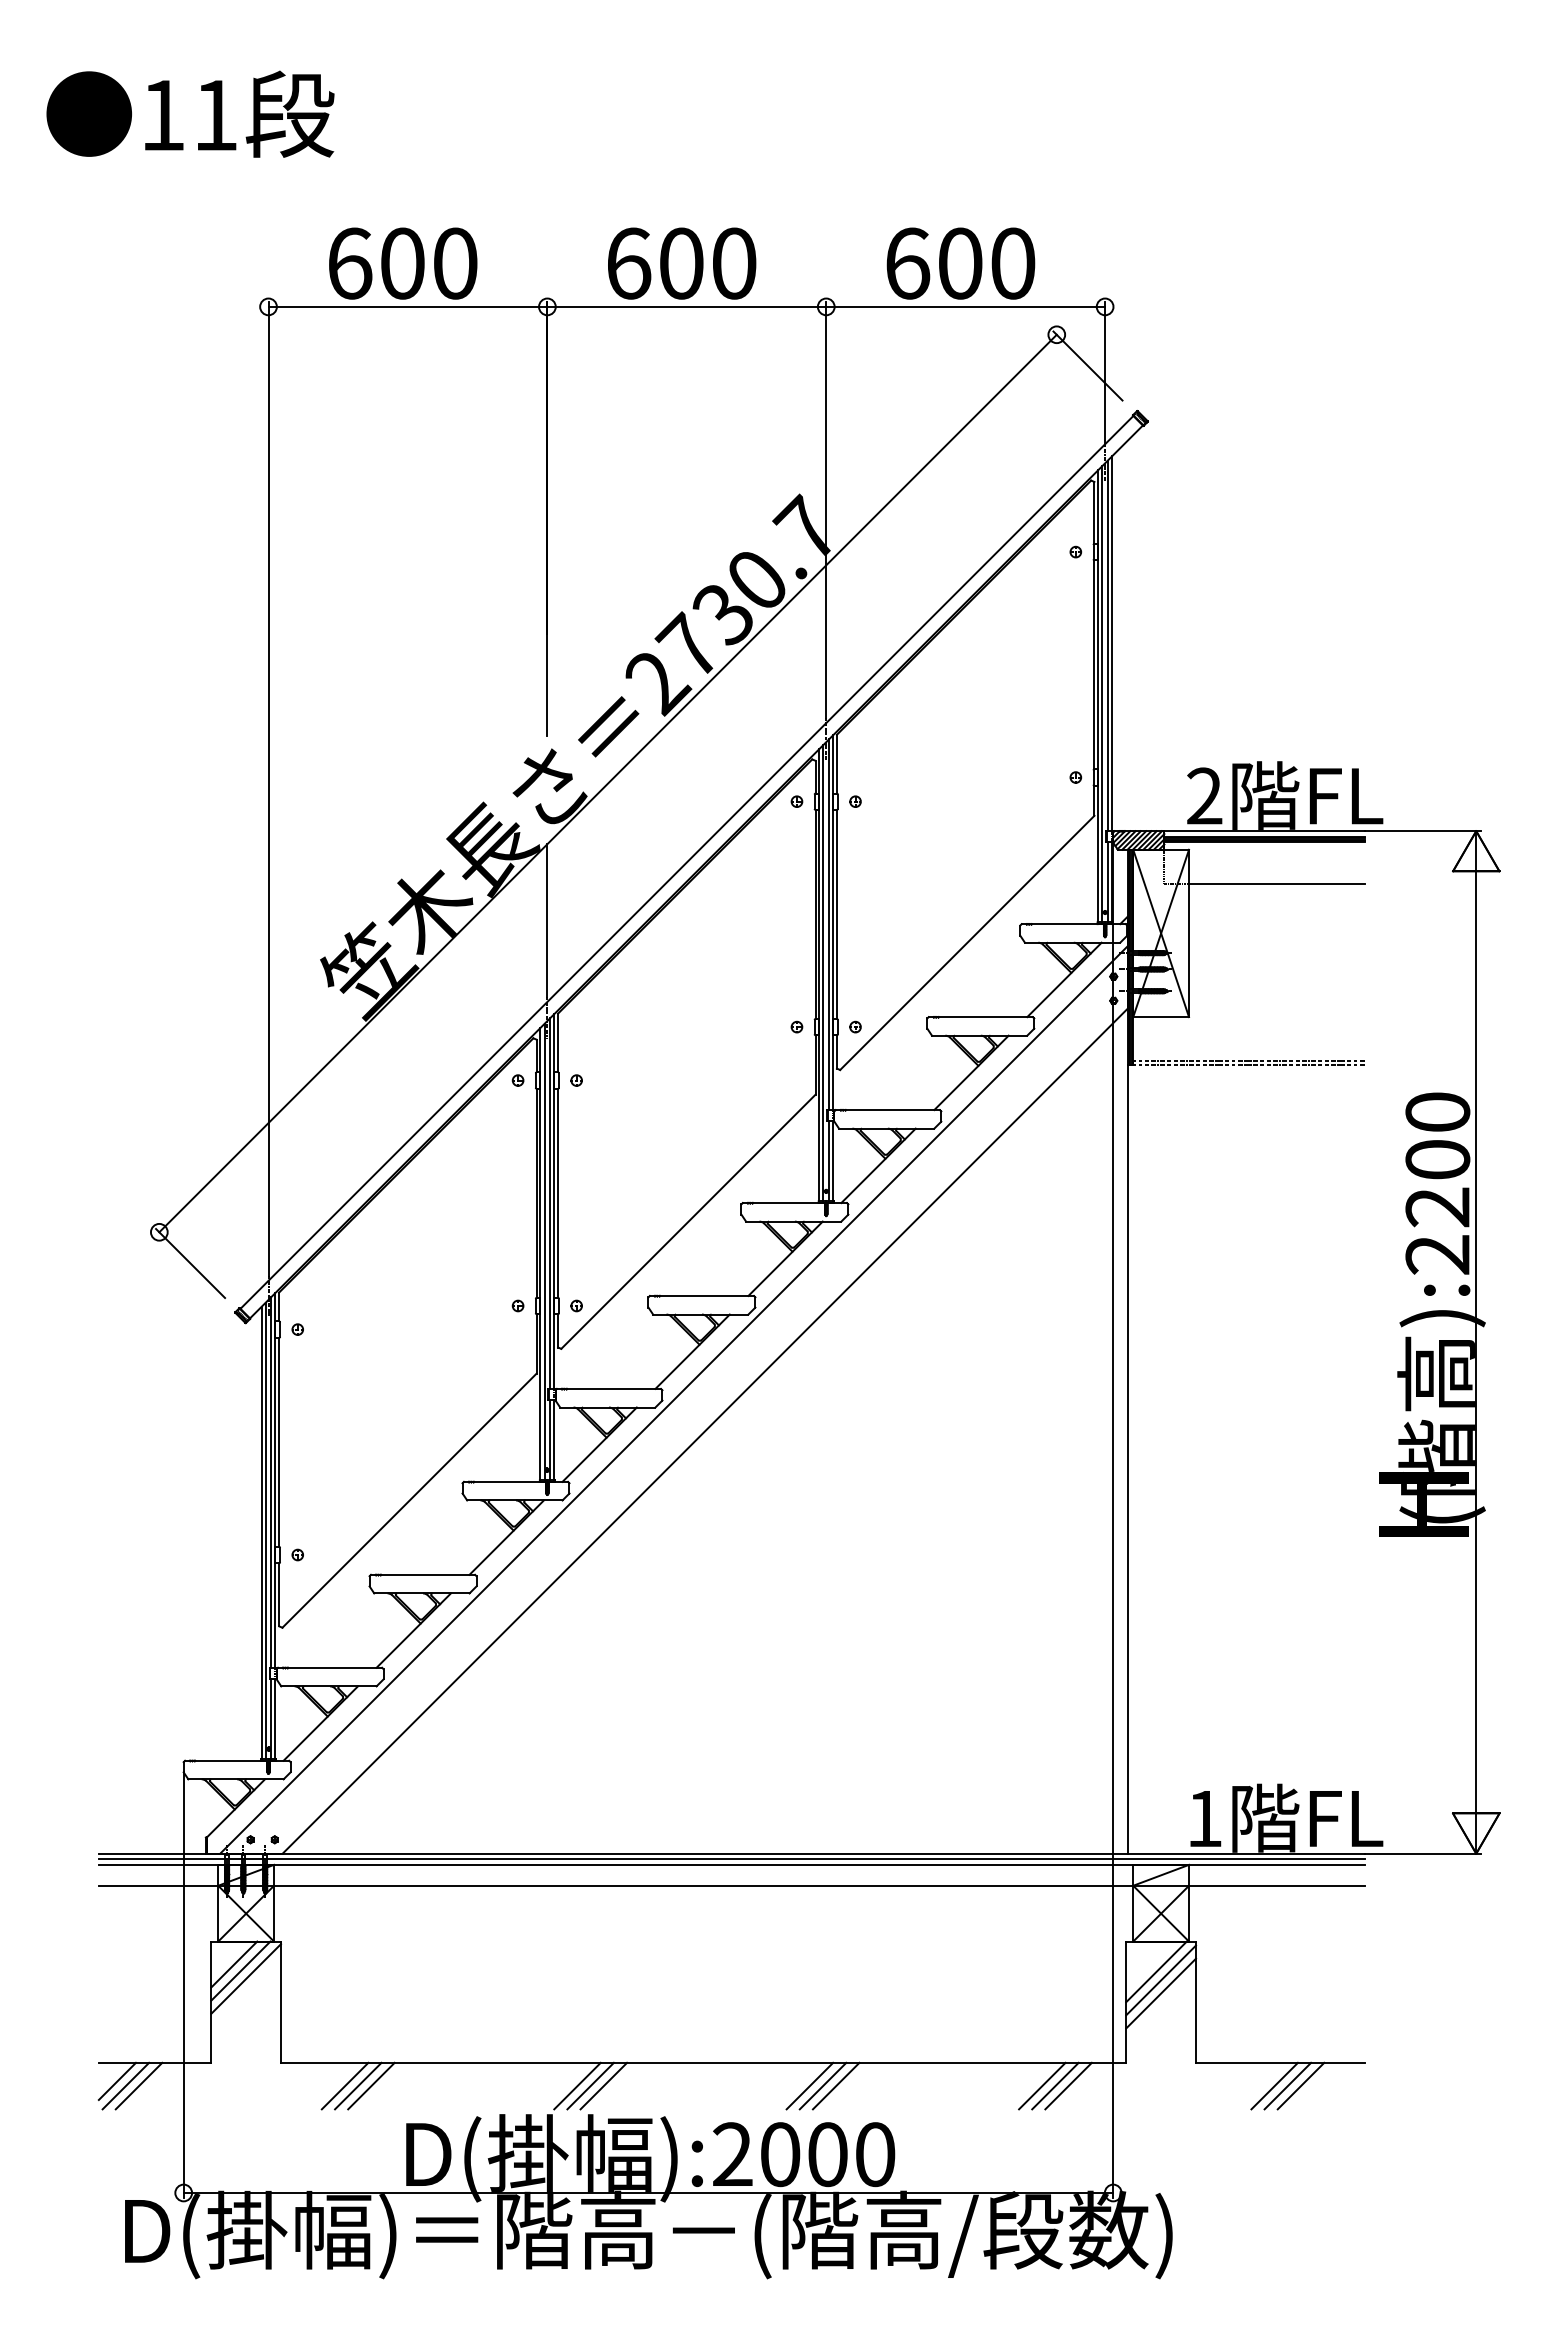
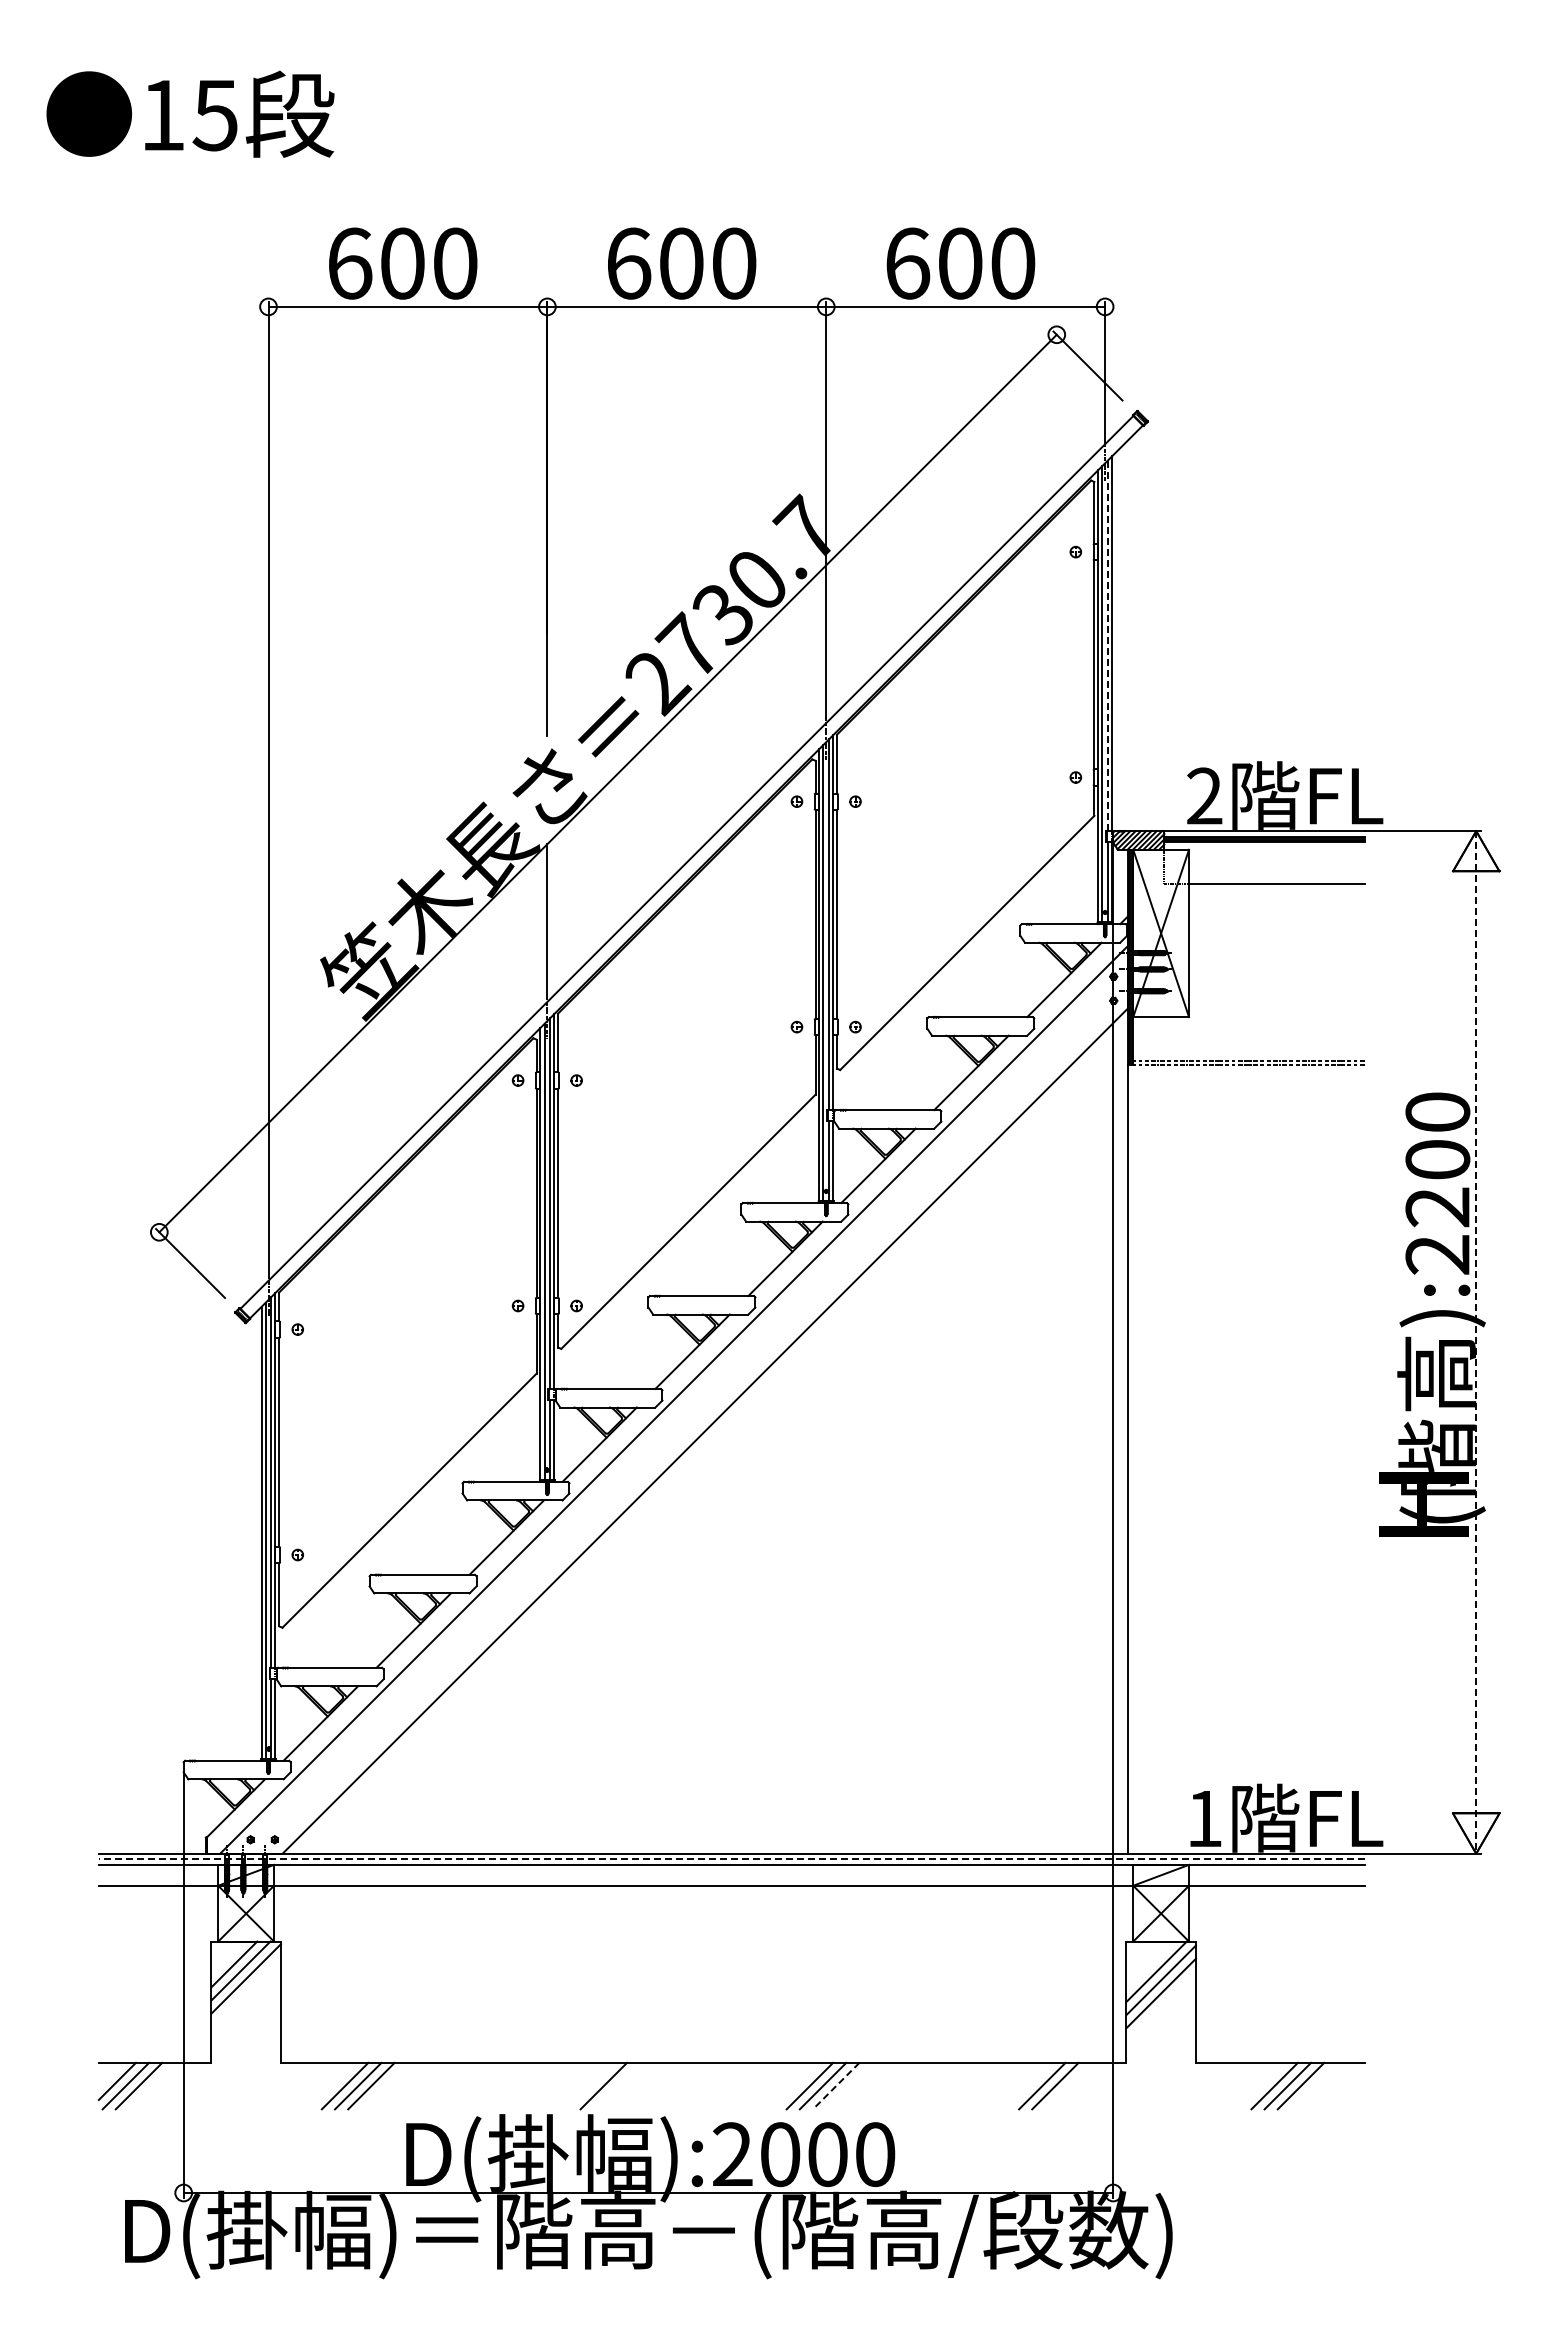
text: 11 -> 15 (214, 115)
line: solid -> dashed (1107, 646)
line: solid -> dashed (1476, 1342)
line: solid -> dashed (731, 1859)
line: present -> none (577, 2085)
line: present -> none (590, 2085)
line: present -> none (1068, 2085)
line: solid -> dashed (836, 2086)
